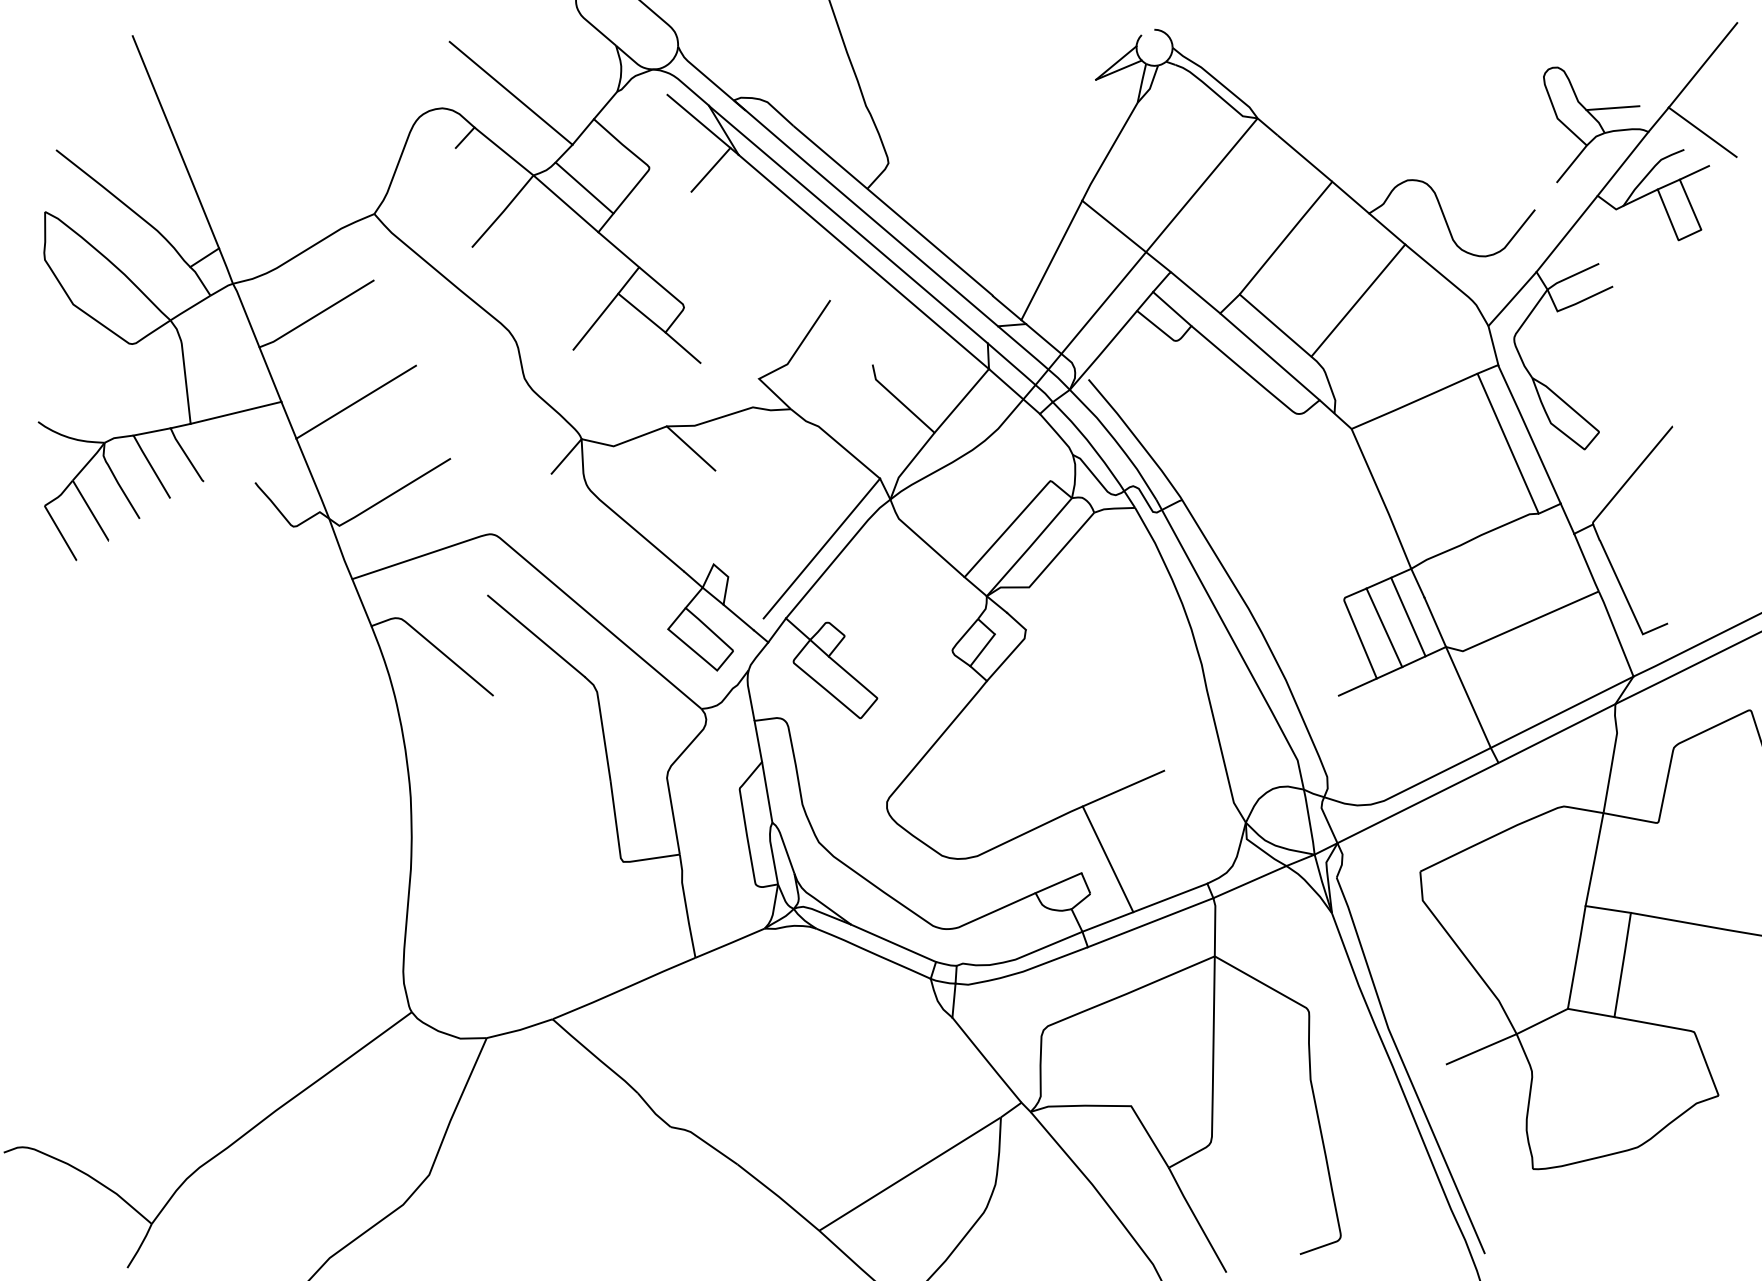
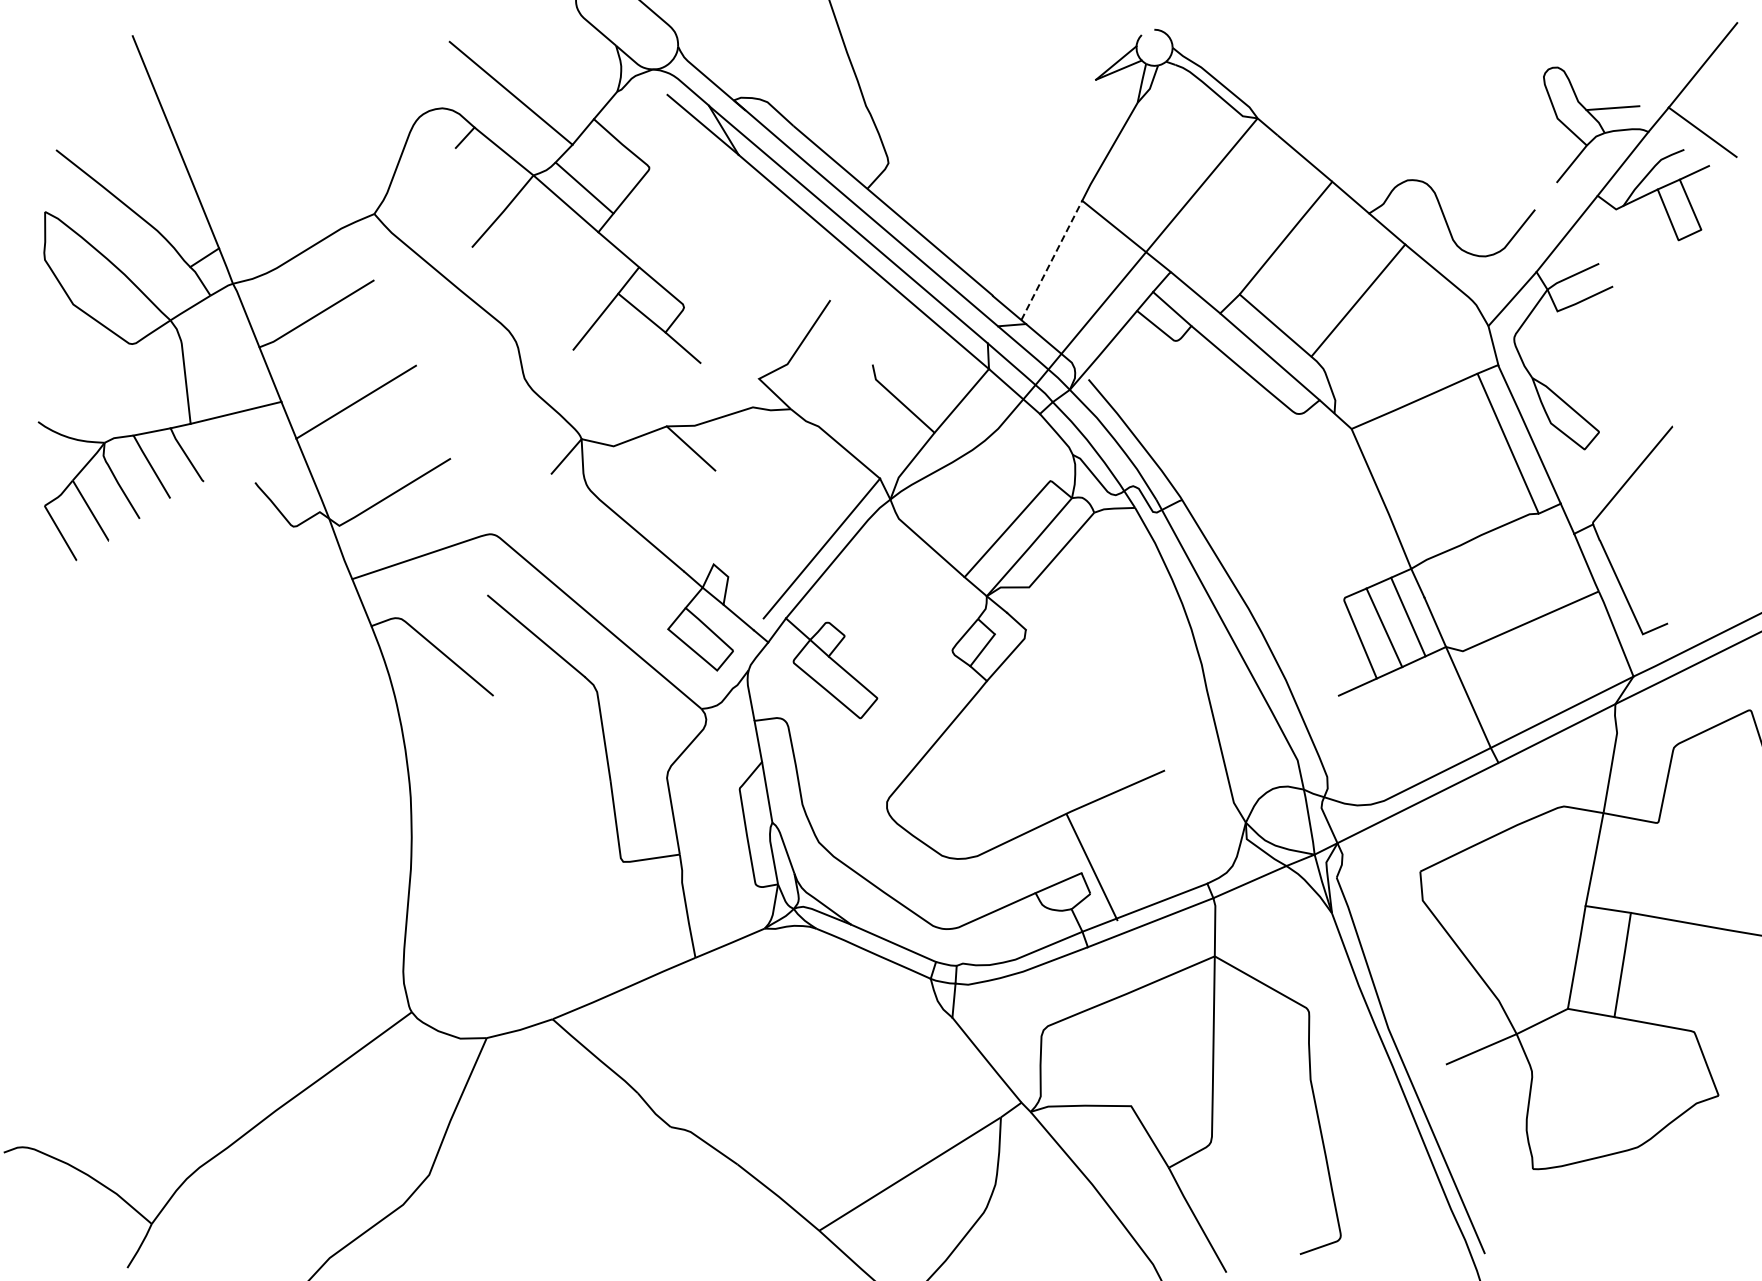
line: present -> none (710, 169)
line: solid -> dashed (1051, 260)
line position: (1107, 859) -> (1091, 867) (1091, 867)
